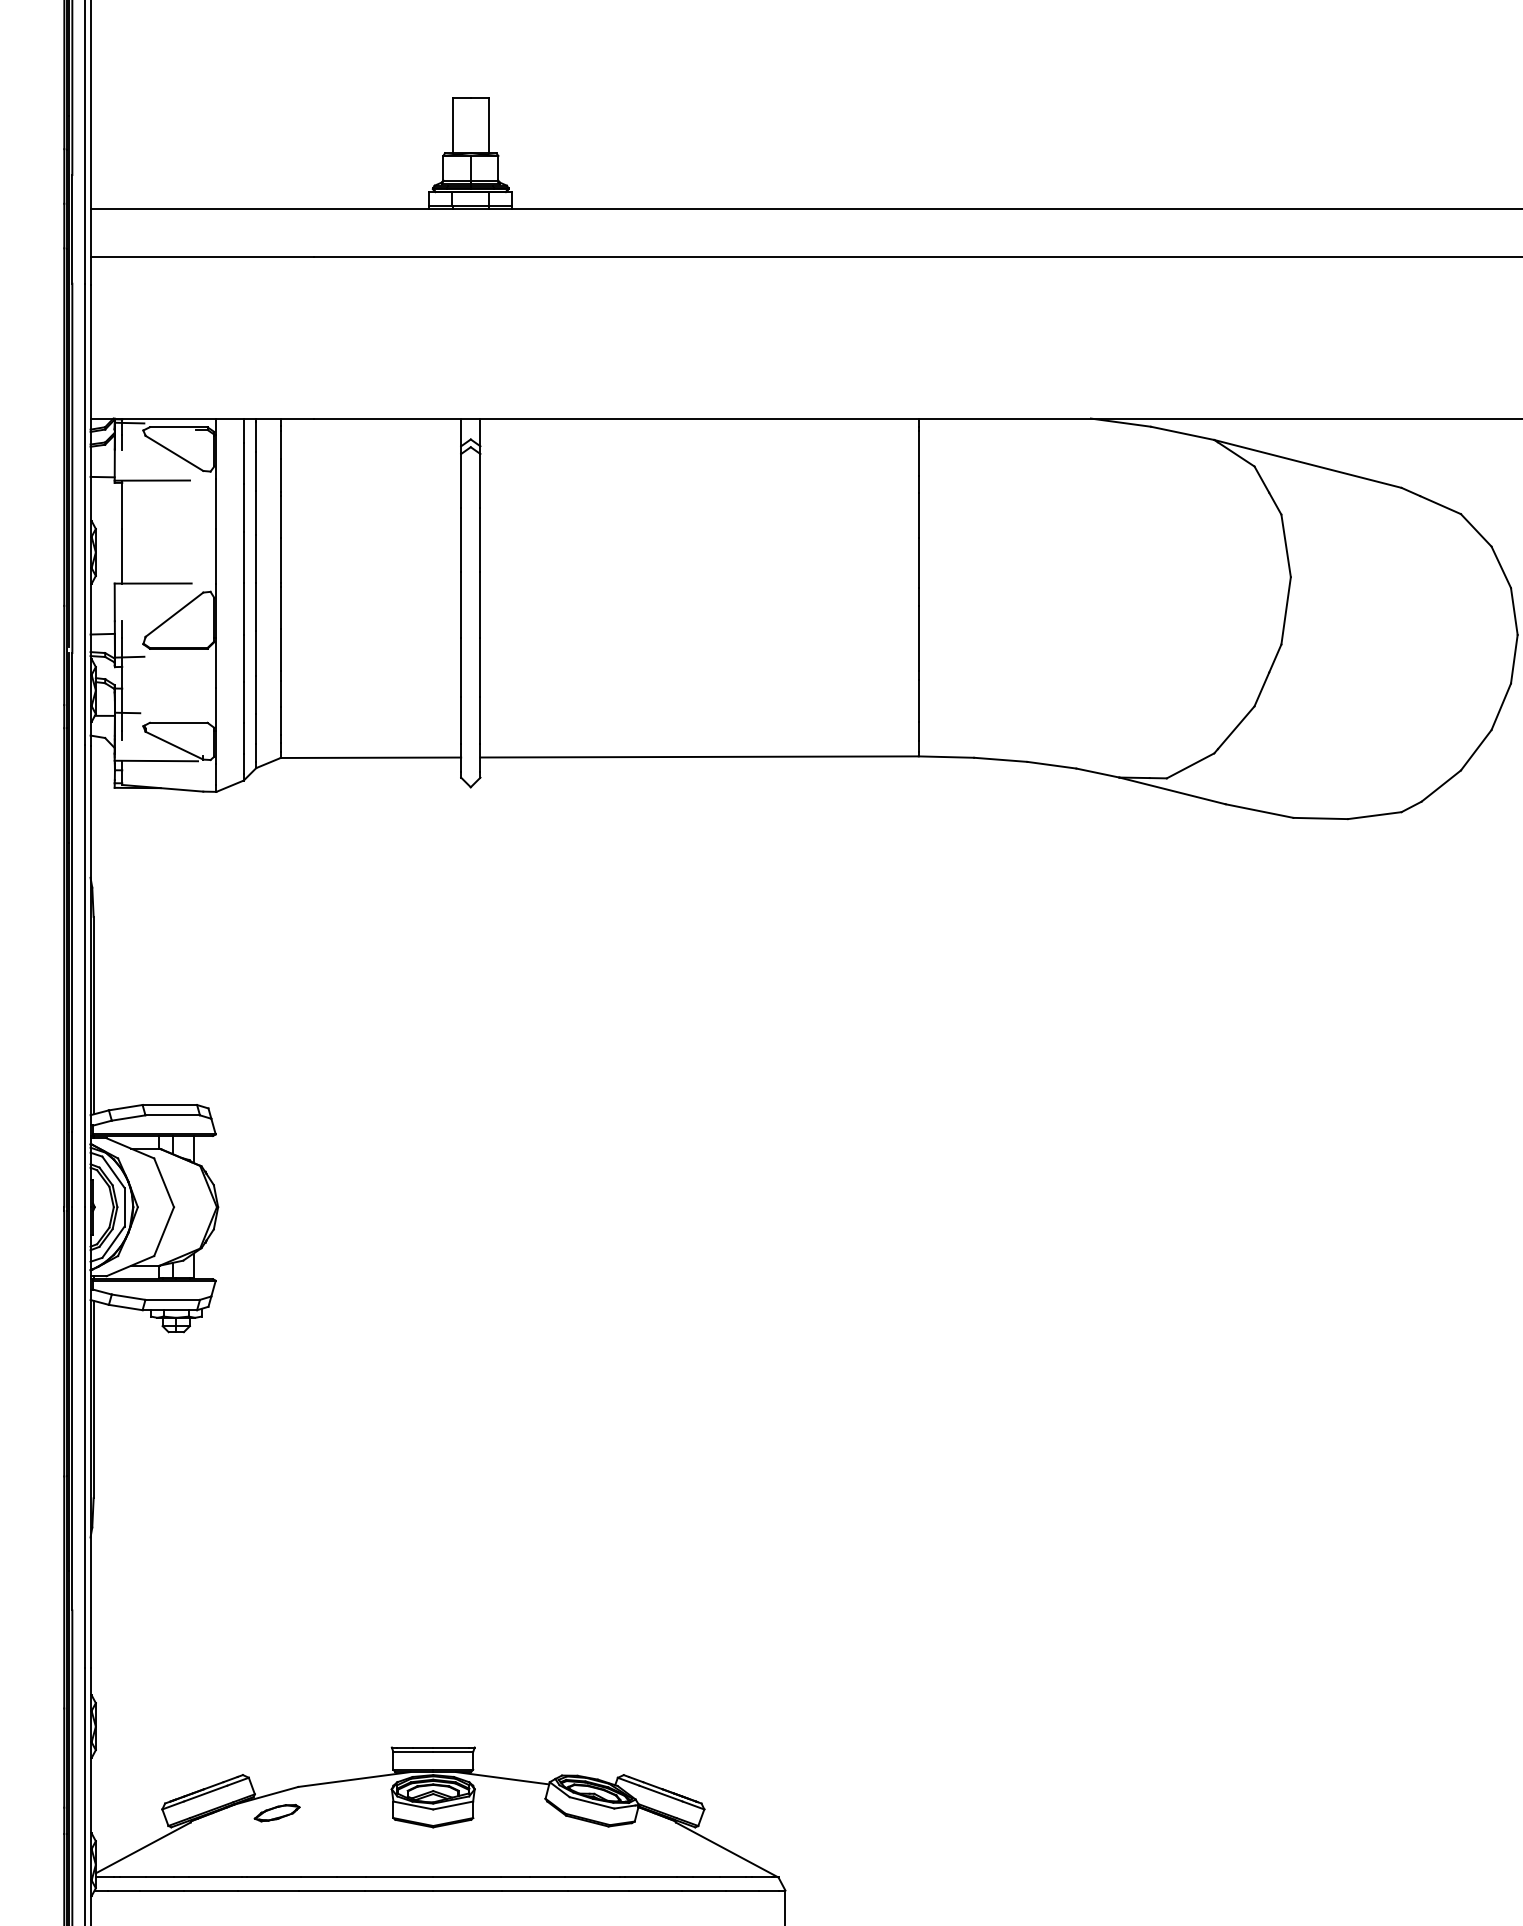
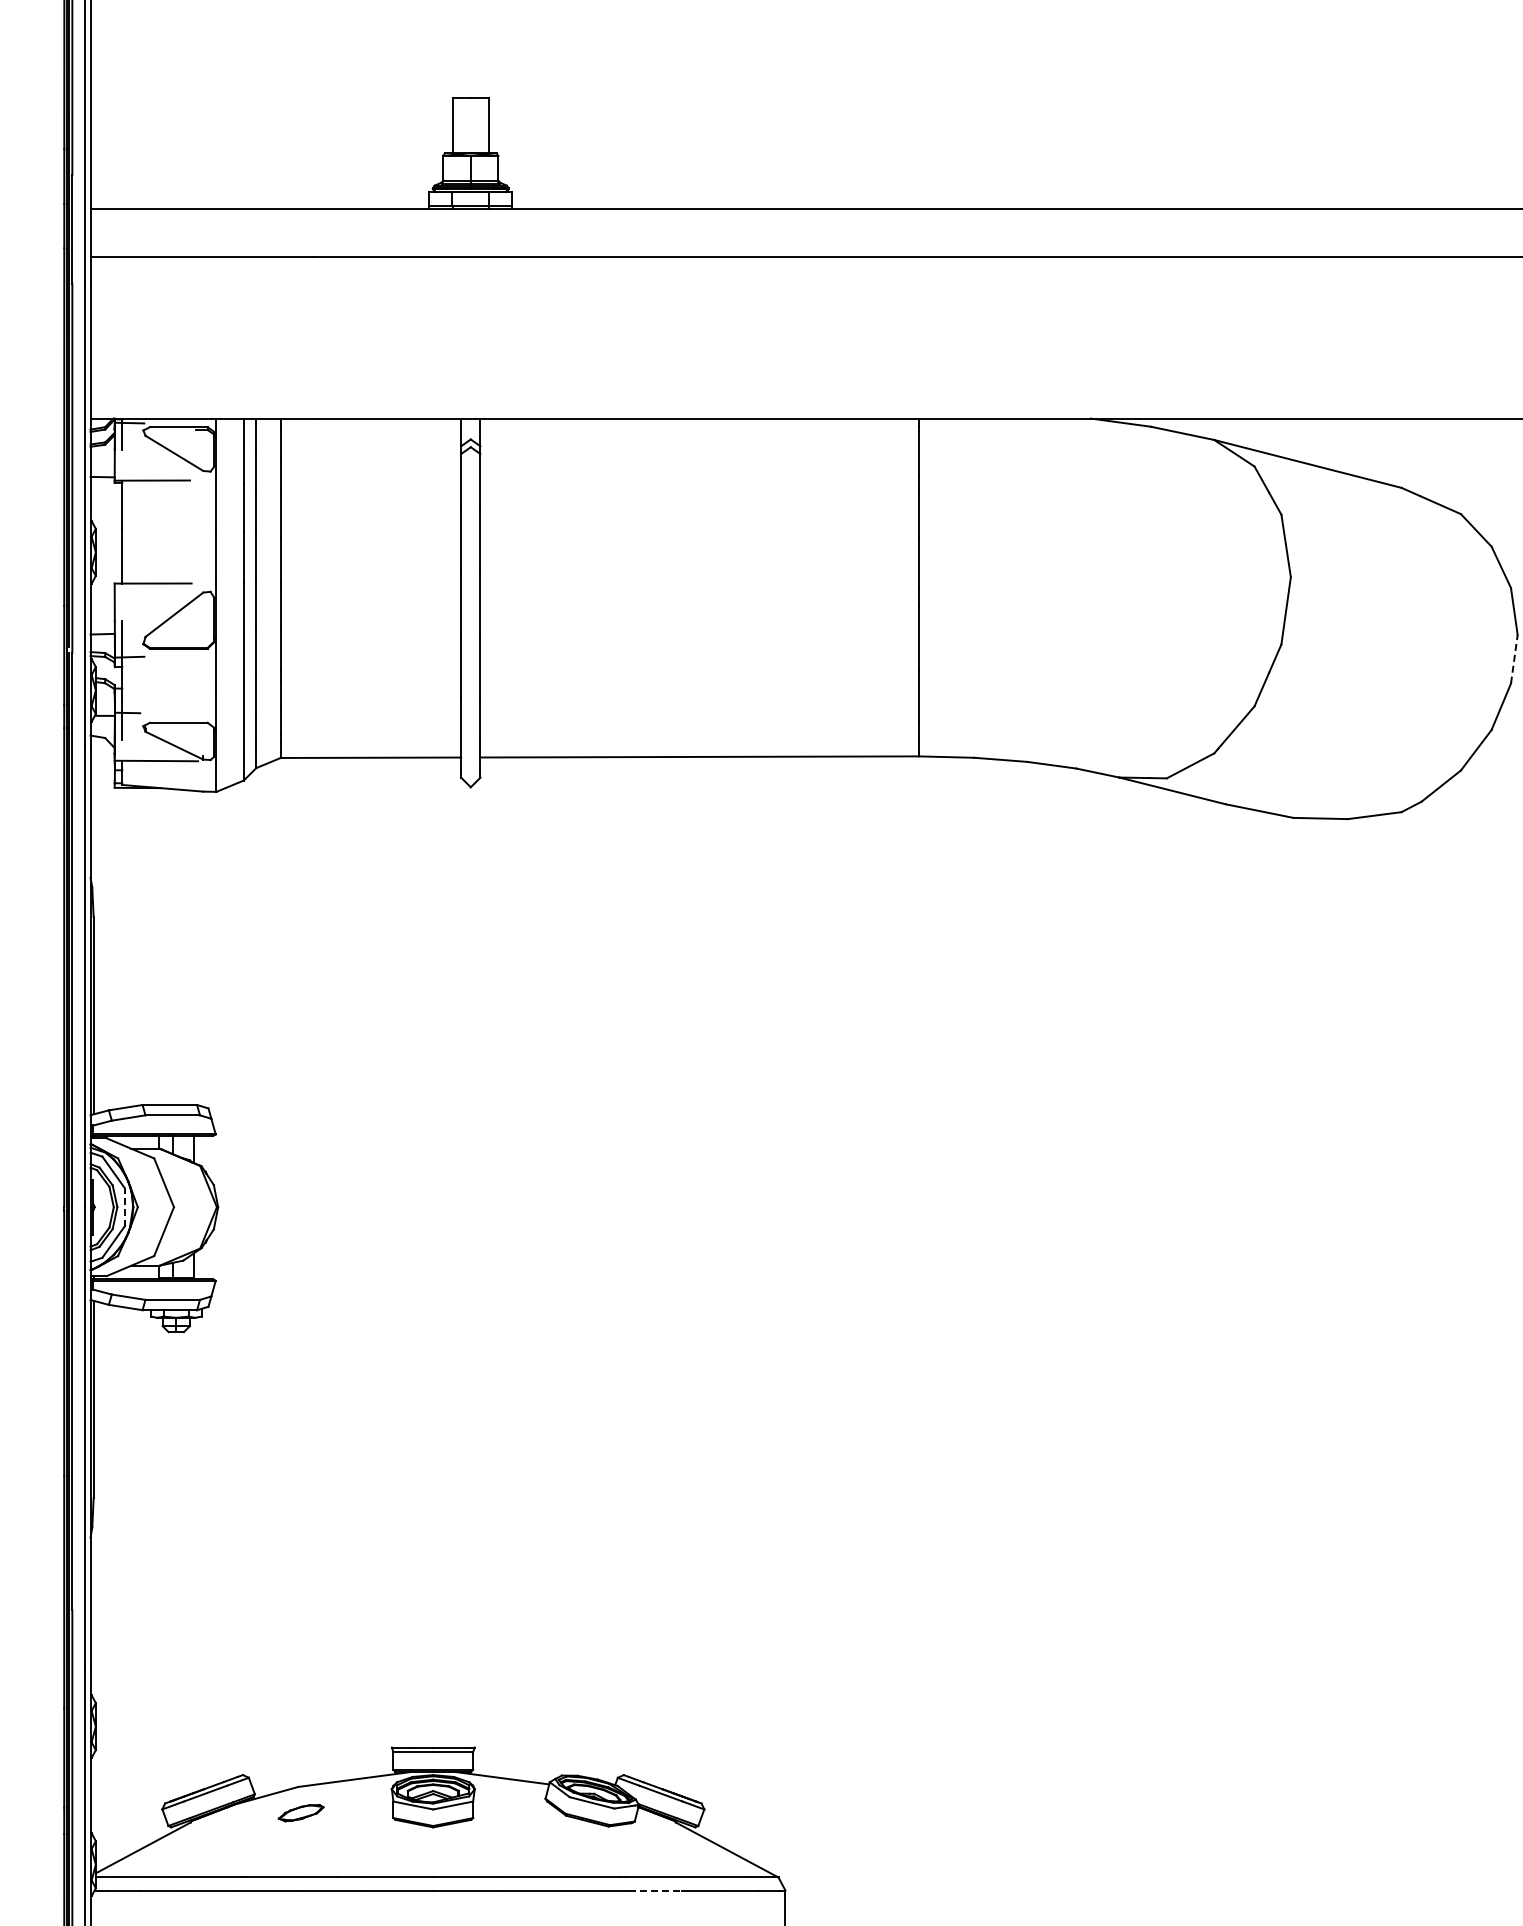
line: solid -> dashed (1514, 659)
line: solid -> dashed (124, 1206)
part position: (276, 1813) -> (300, 1813) (300, 1813)
line: solid -> dashed (655, 1890)
